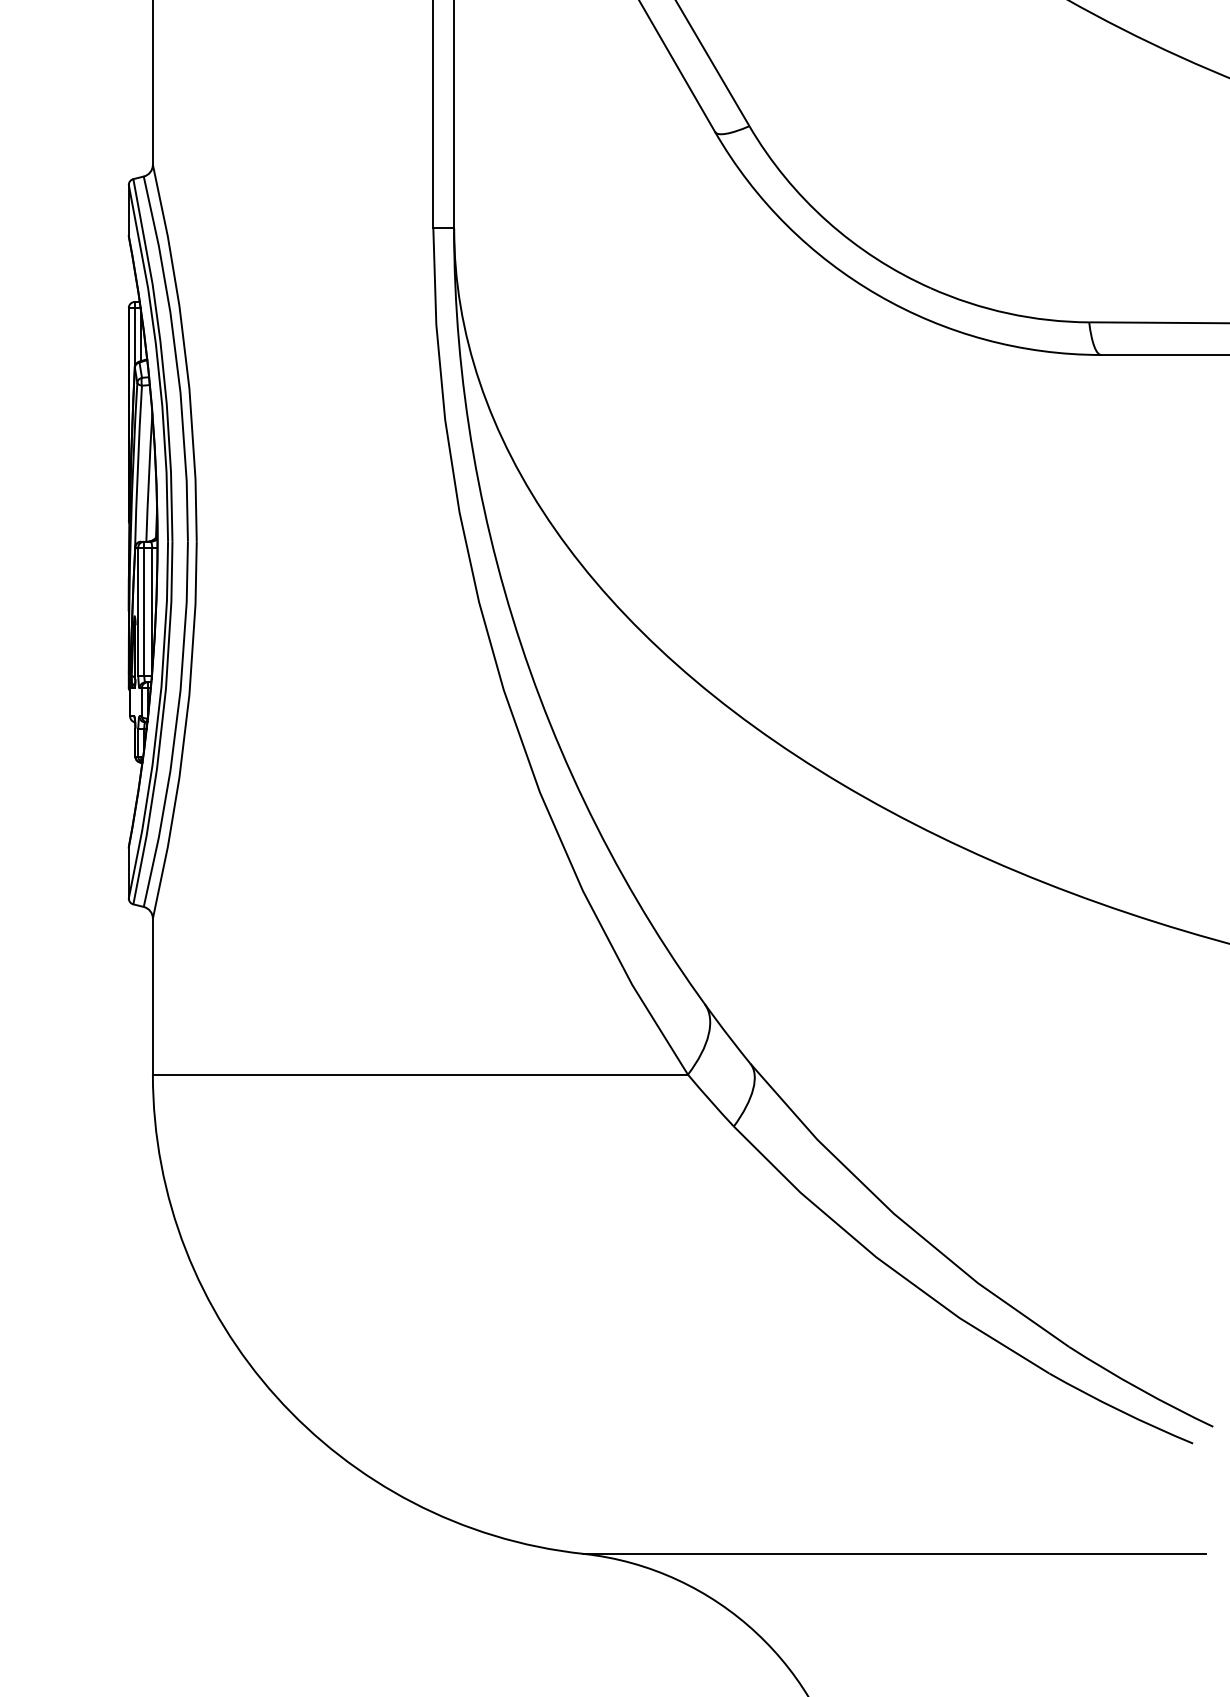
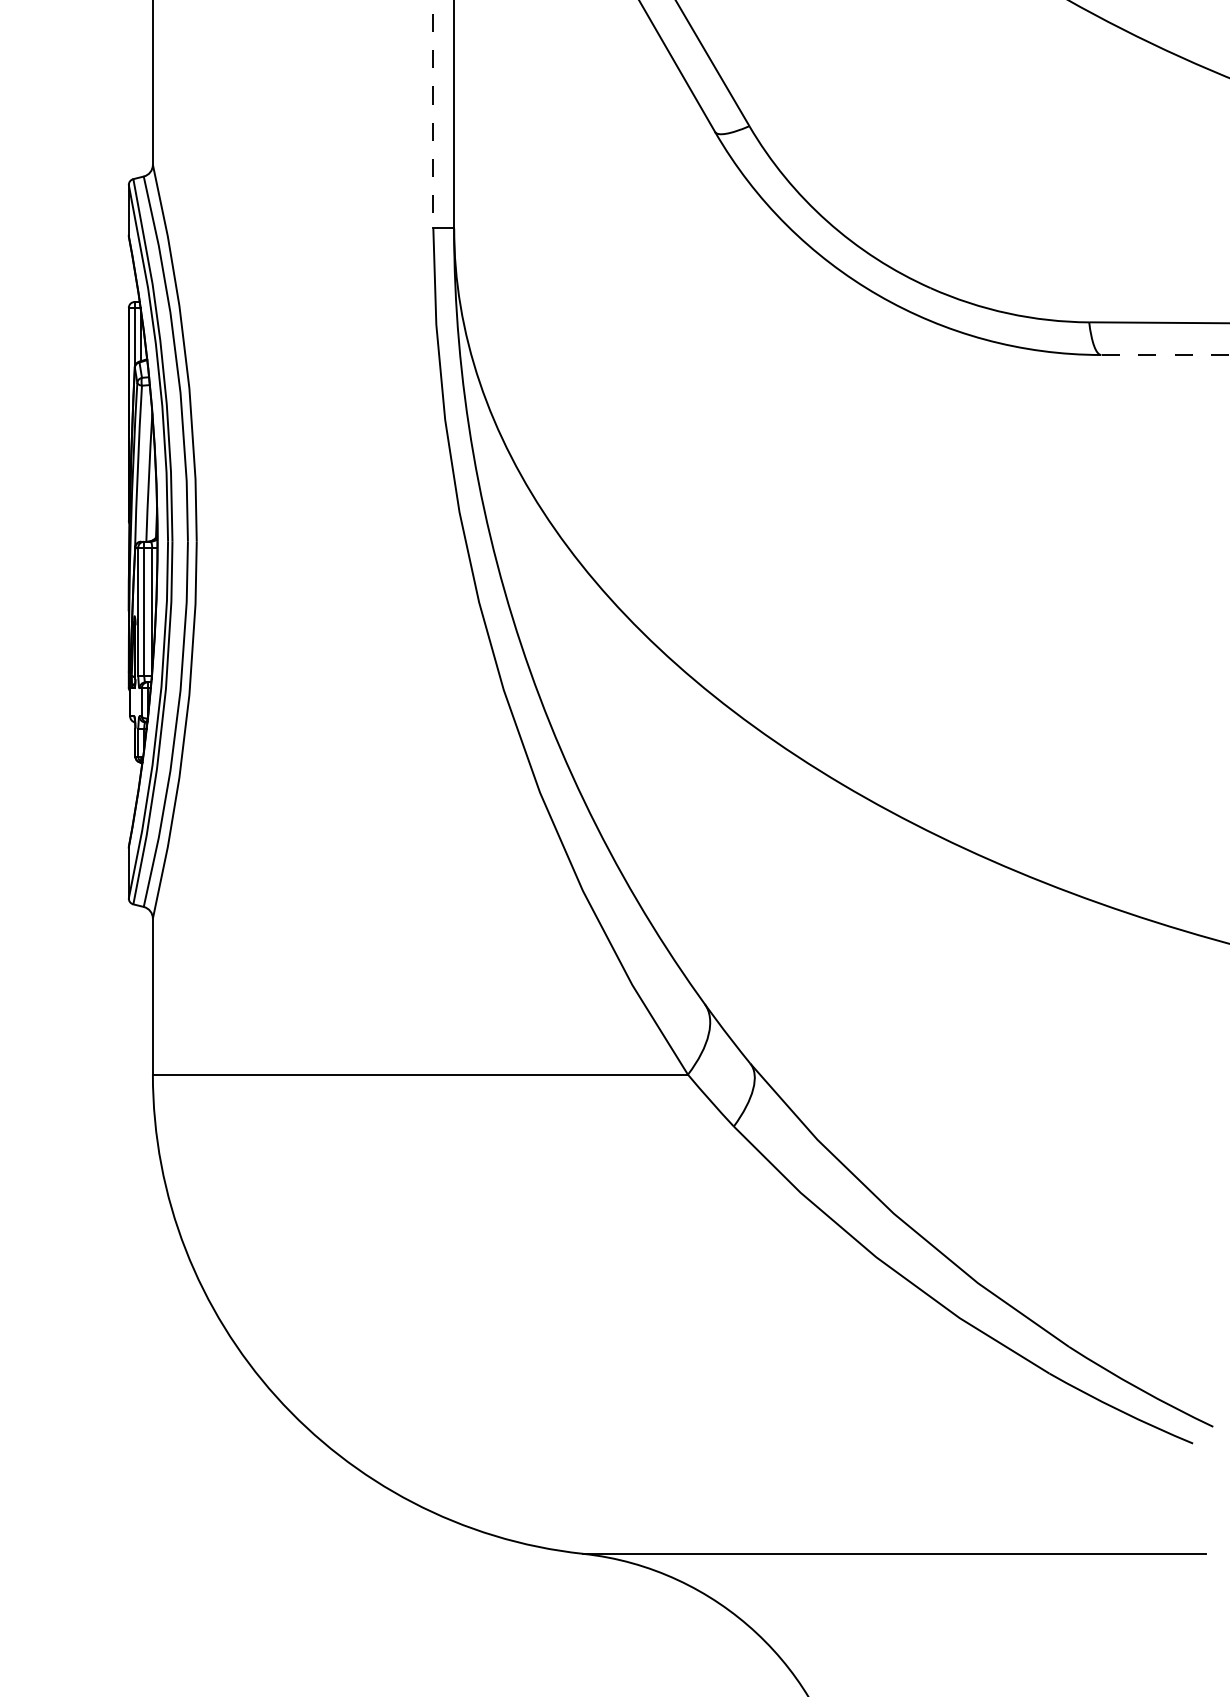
line: solid -> dashed (433, 114)
line: solid -> dashed (1165, 355)
